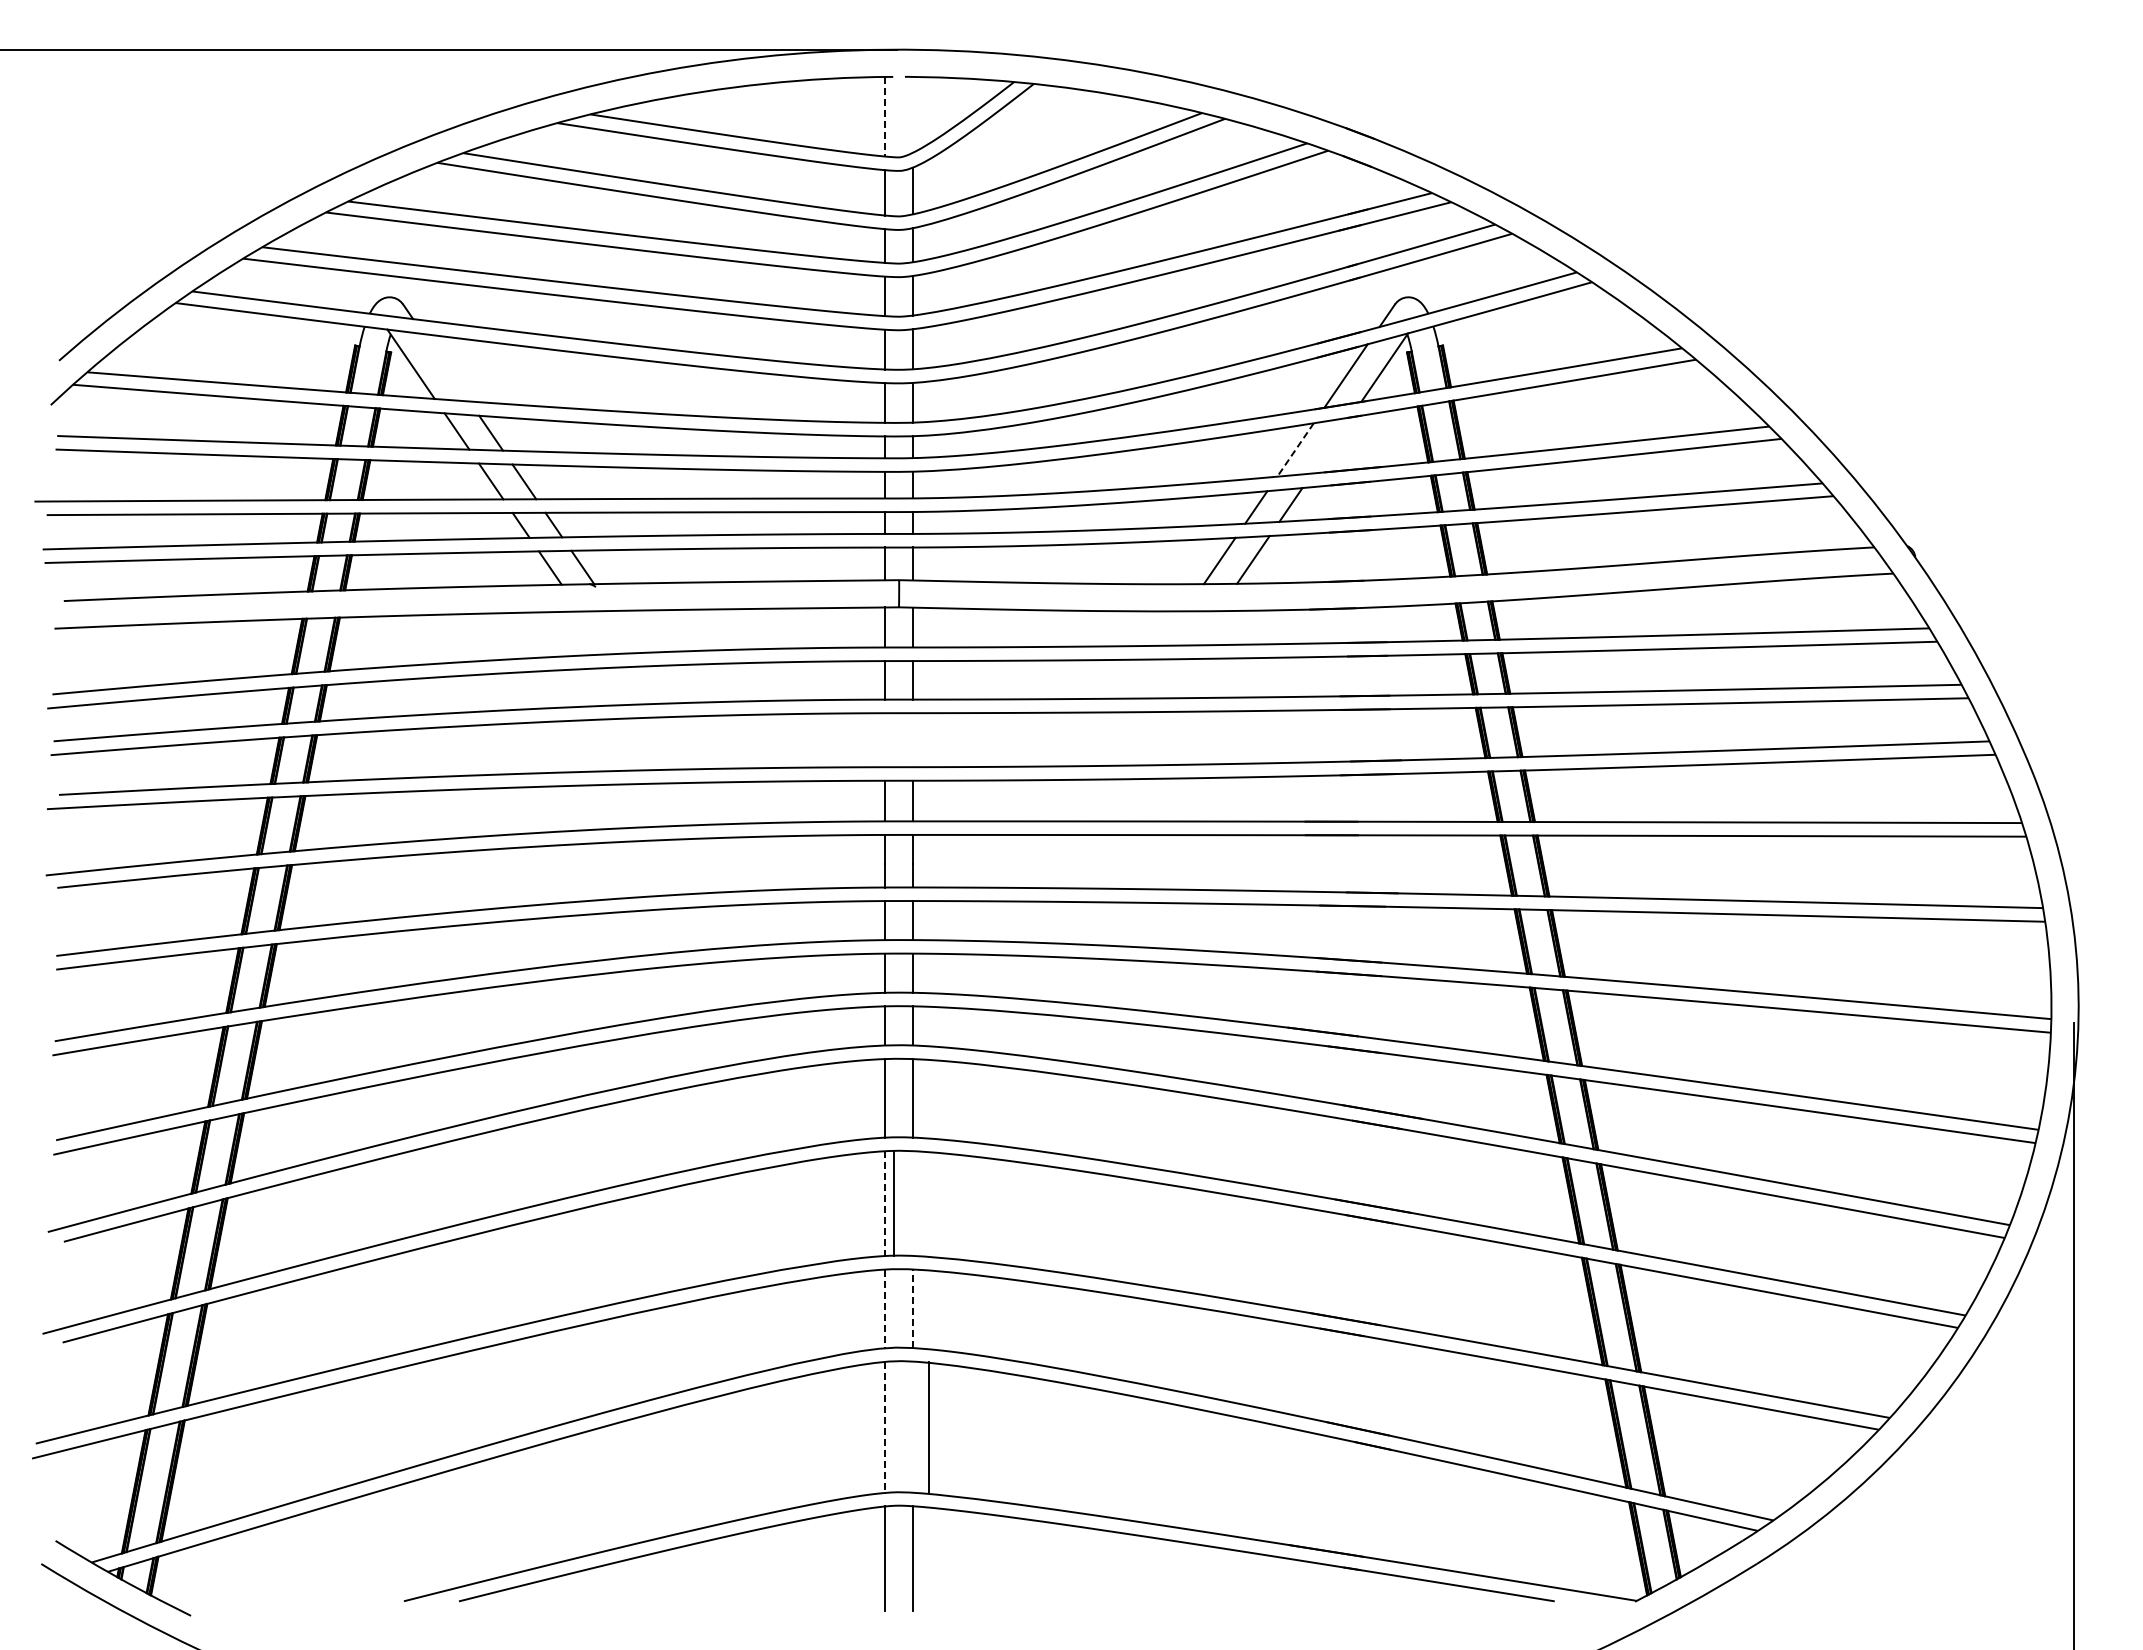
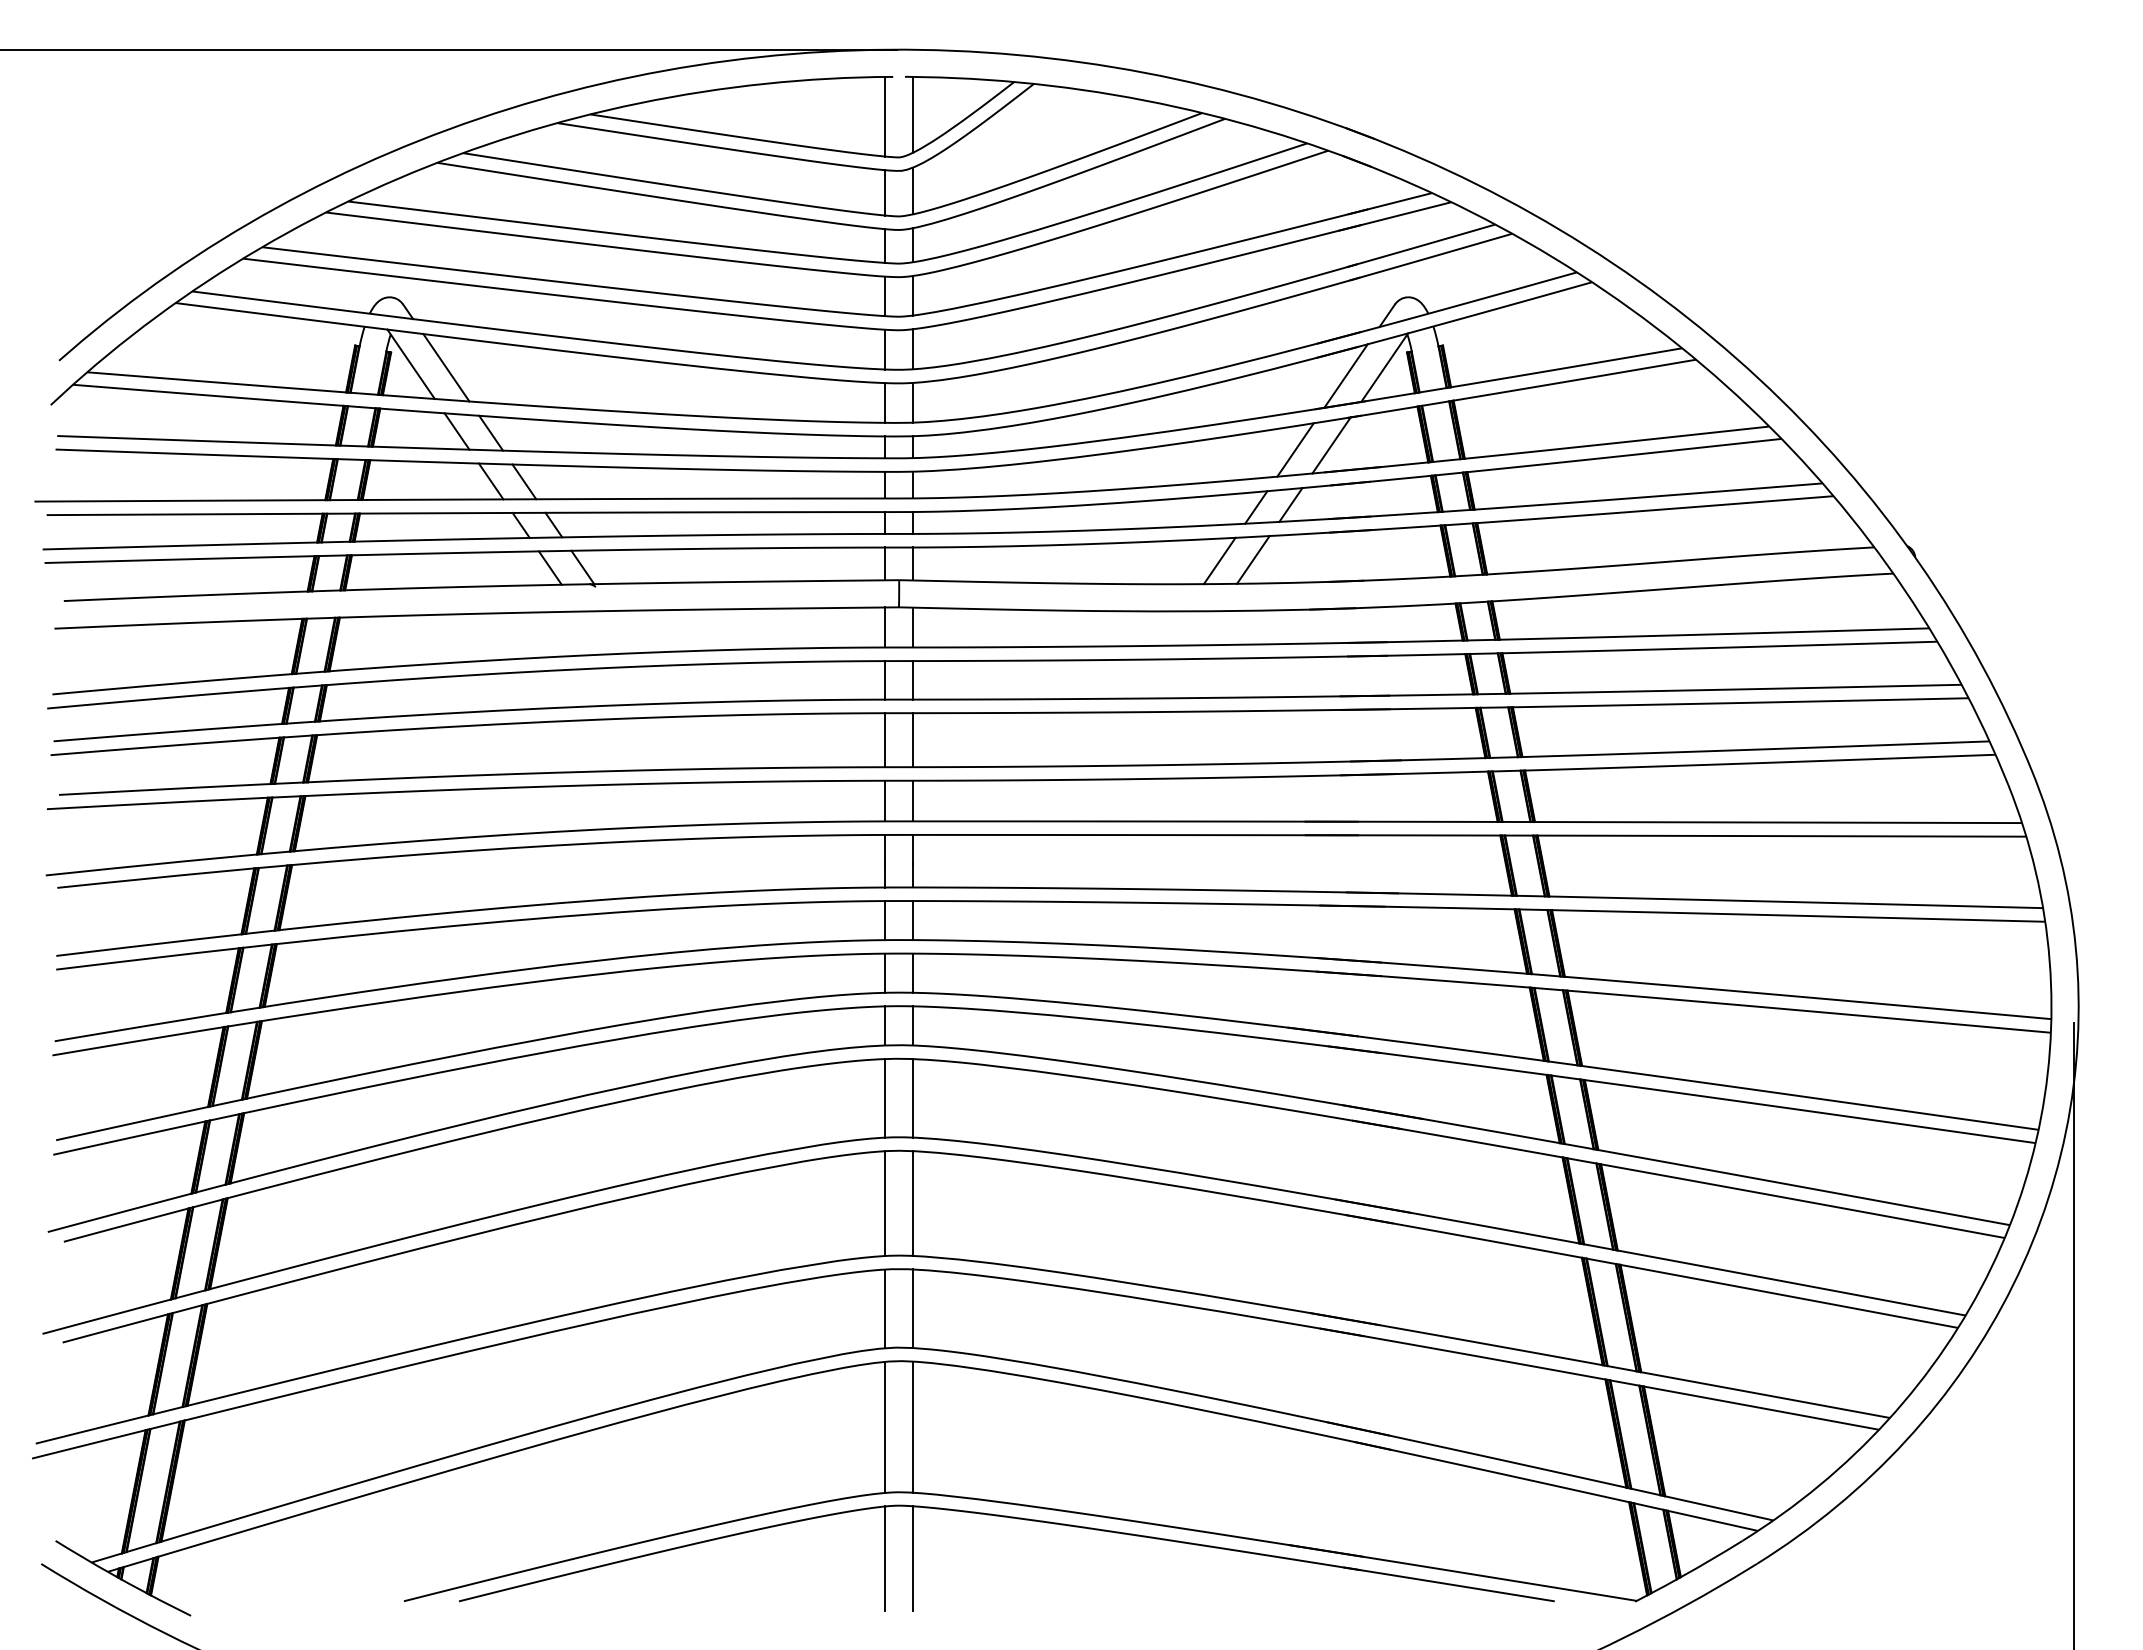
line: none -> present (912, 114)
line: dashed -> solid (885, 116)
line: none -> present (446, 367)
line: none -> present (1331, 445)
line: dashed -> solid (1295, 450)
line: none -> present (885, 740)
line: none -> present (912, 740)
line position: (893, 1203) -> (912, 1203) (912, 1203)
line: dashed -> solid (885, 1204)
line: dashed -> solid (912, 1308)
line: dashed -> solid (885, 1309)
line position: (928, 1426) -> (912, 1426) (912, 1426)
line: dashed -> solid (885, 1427)
